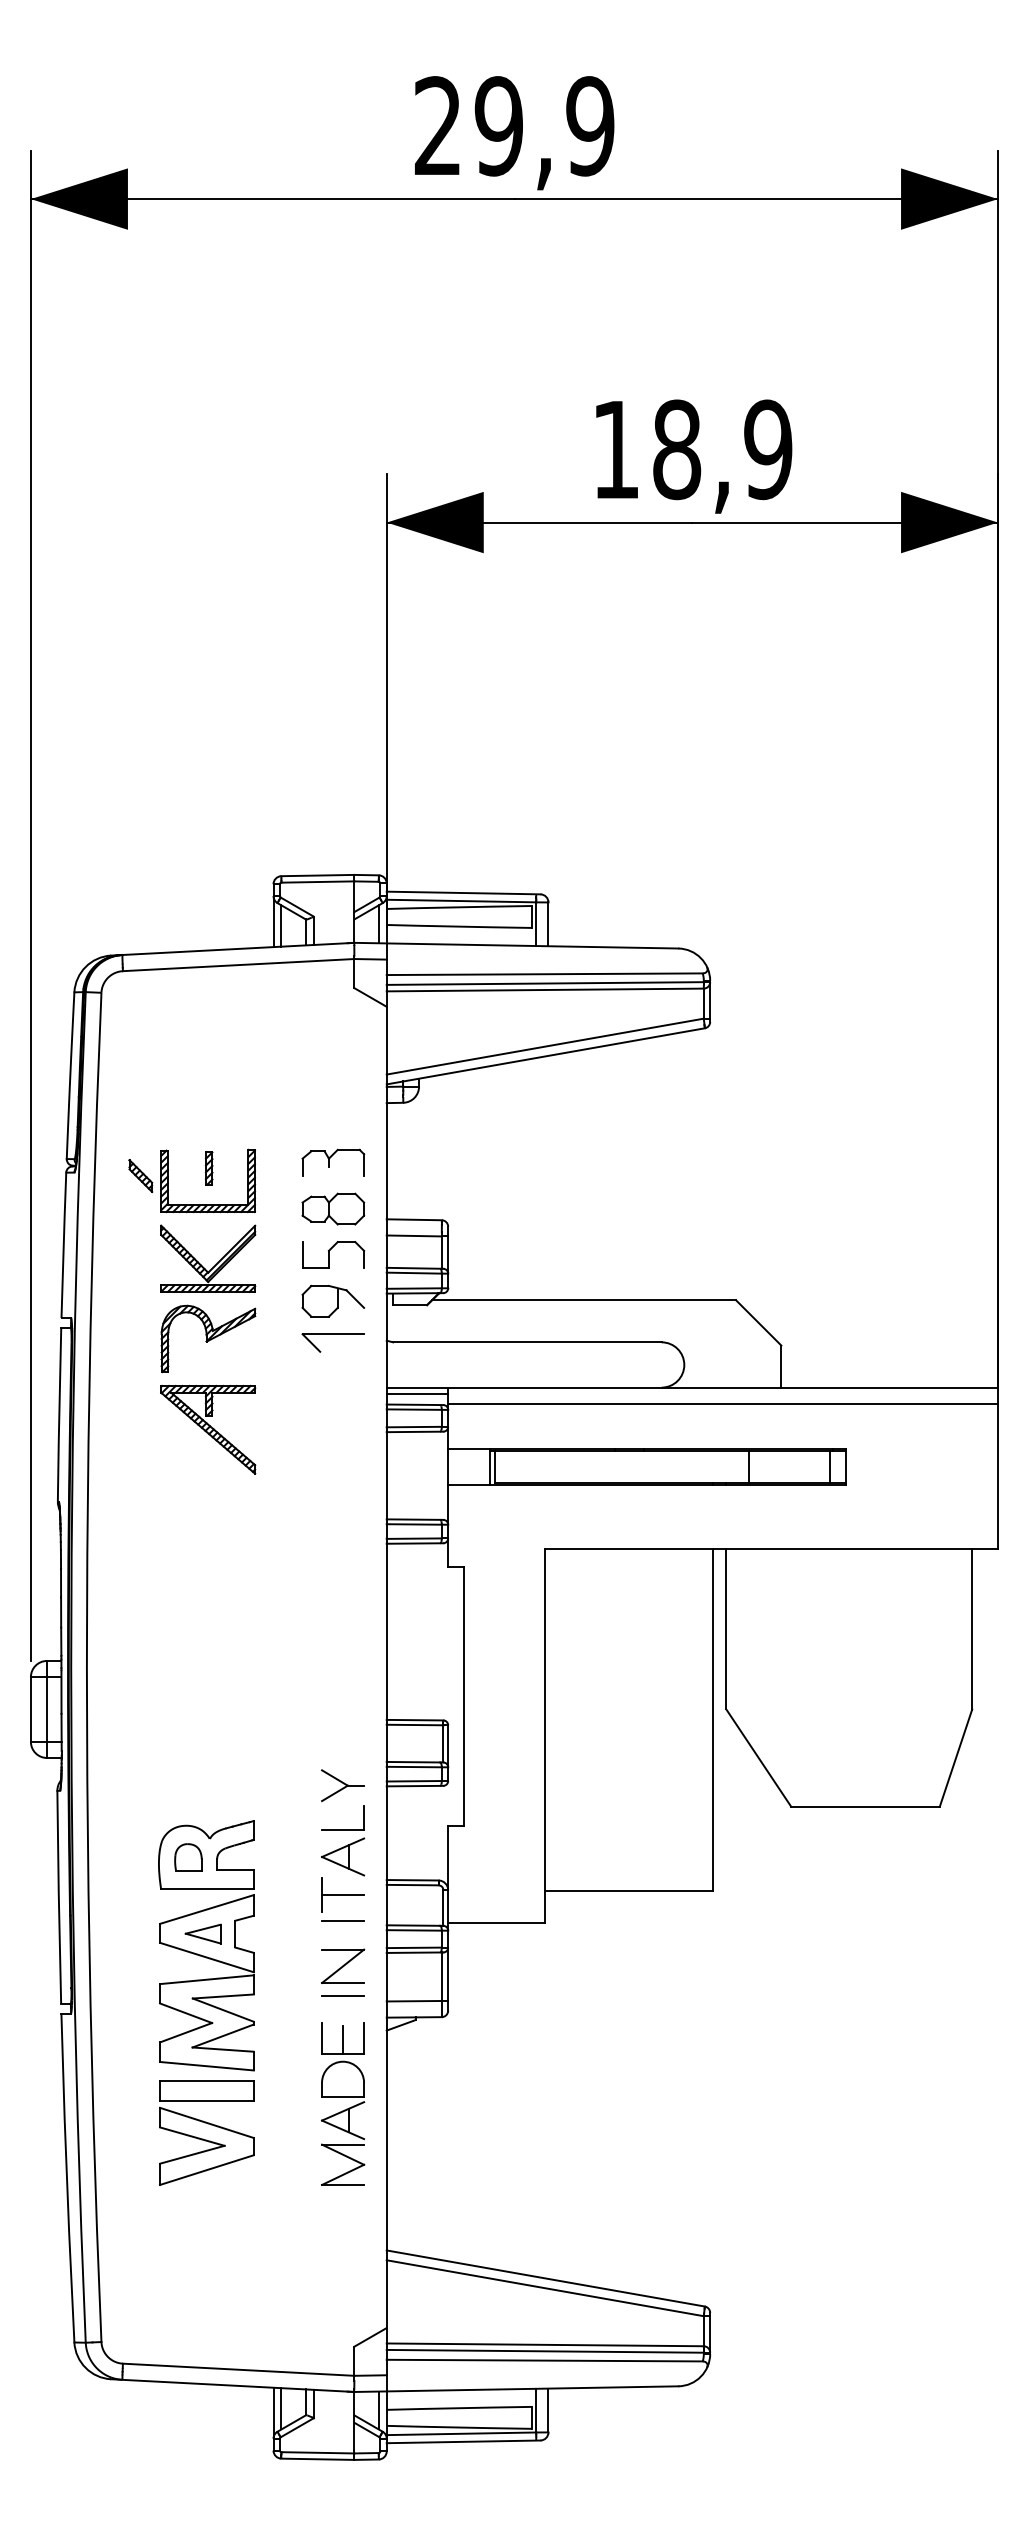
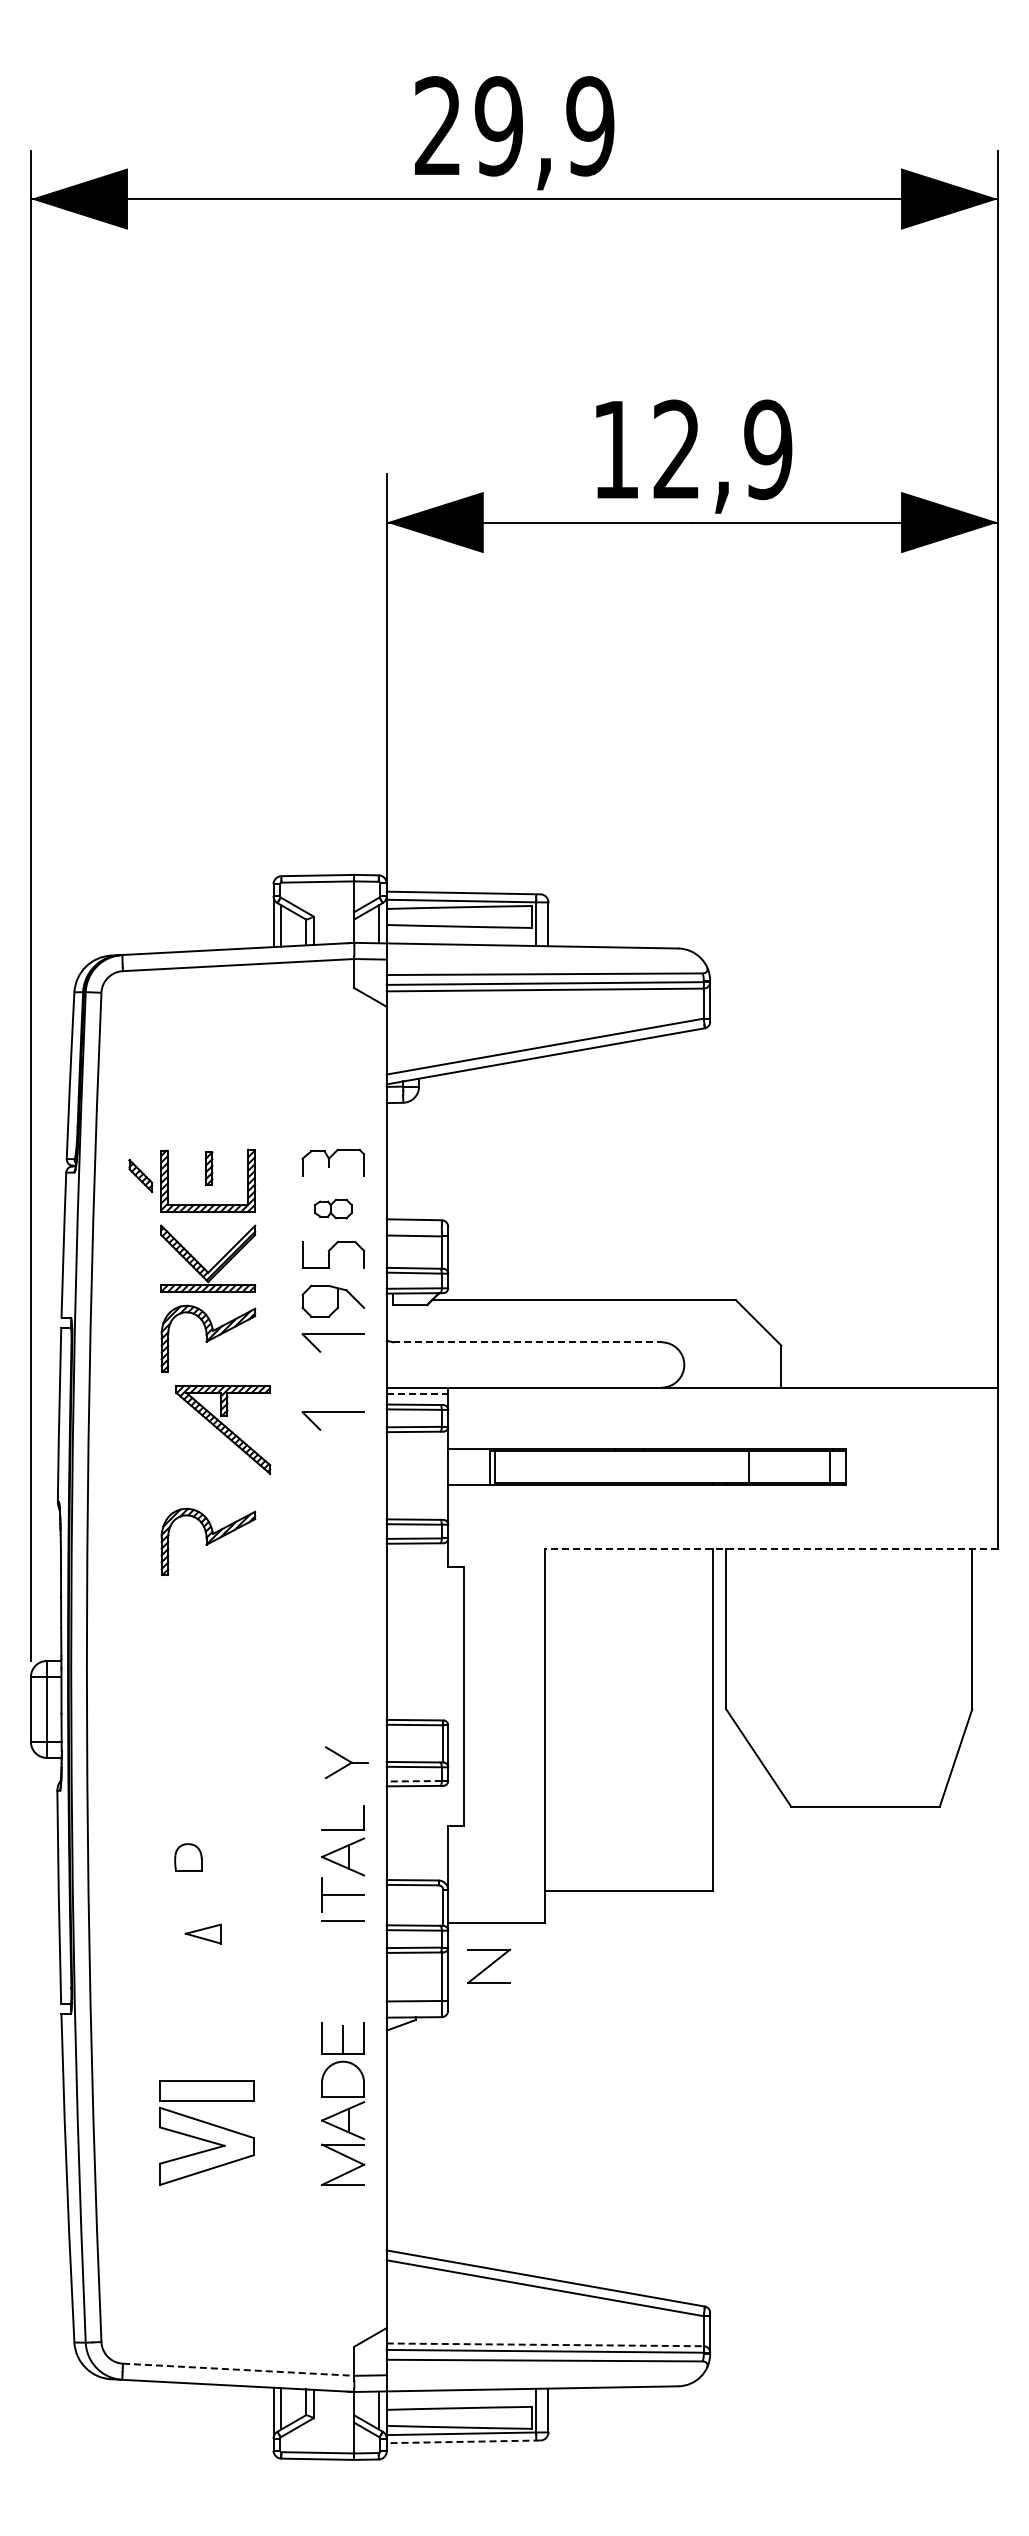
text: 18,9 -> 12,9 (677, 449)
part size: 65x34 px -> 39x22 px (333, 1208)
line: solid -> dashed (527, 1342)
line: solid -> dashed (417, 1394)
line: present -> none (723, 1403)
part: none -> present (332, 1412)
part position: (208, 1429) -> (223, 1429) (223, 1429)
part: none -> present (208, 1541)
line: solid -> dashed (771, 1549)
line: solid -> dashed (414, 1781)
part position: (342, 1785) -> (346, 1762) (346, 1762)
part: present -> none (206, 1945)
part position: (343, 1965) -> (489, 1965) (489, 1965)
line: present -> none (343, 1995)
line: solid -> dashed (545, 2344)
line: solid -> dashed (238, 2369)
line: solid -> dashed (463, 2441)
